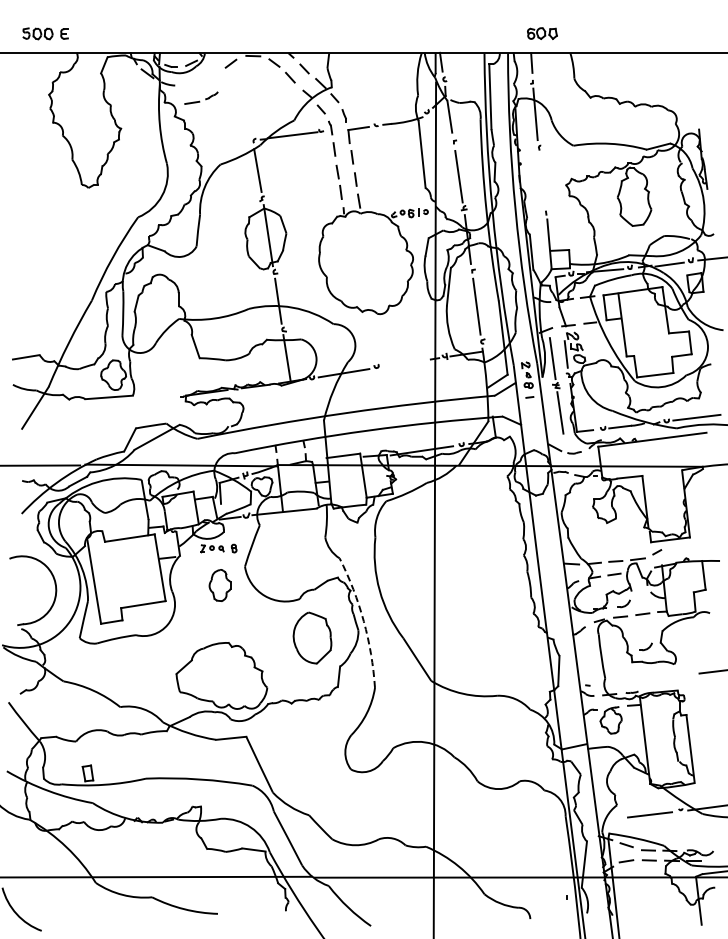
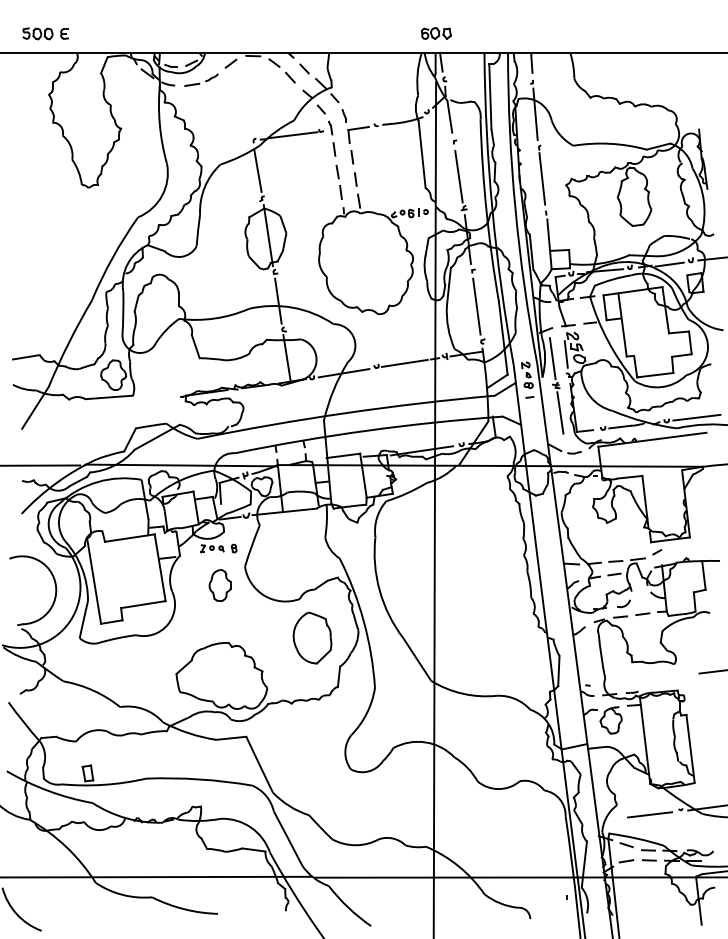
part position: (542, 33) -> (436, 33) (436, 33)
part position: (201, 97) -> (201, 79) (201, 79)
line: none -> present (542, 178)
line: none -> present (404, 362)
arc: dashed -> solid (363, 621)
part: present -> none (645, 646)
